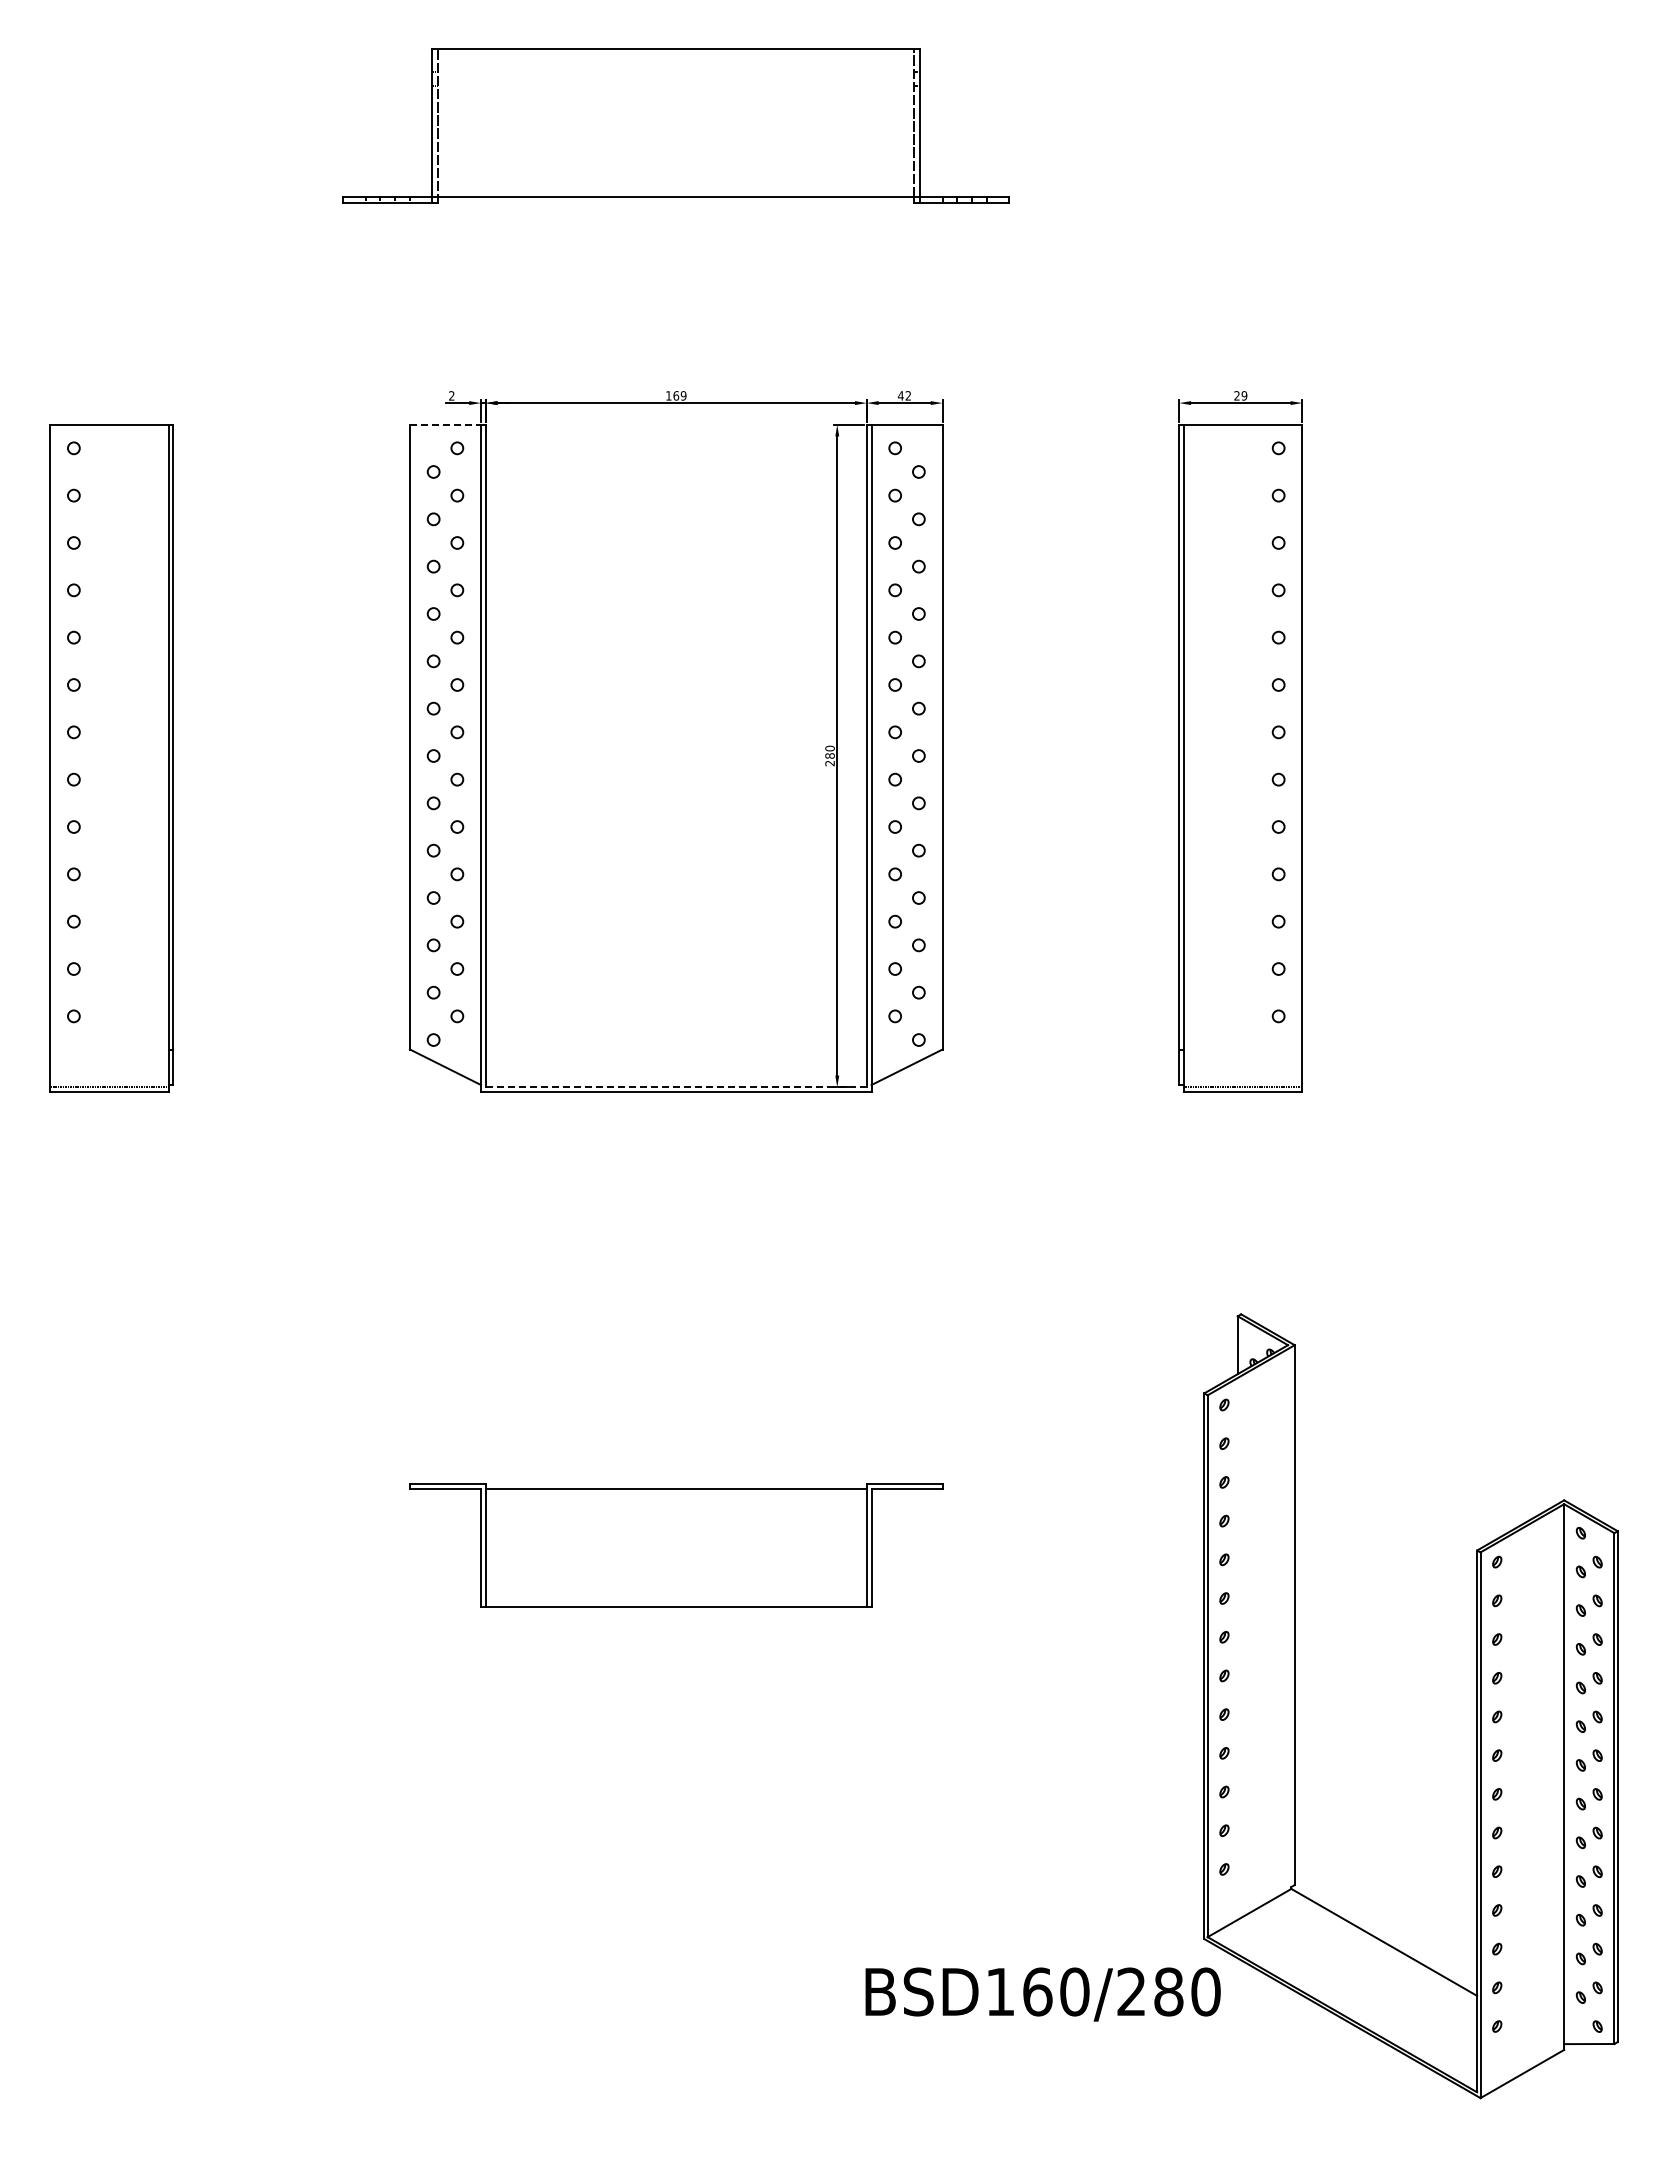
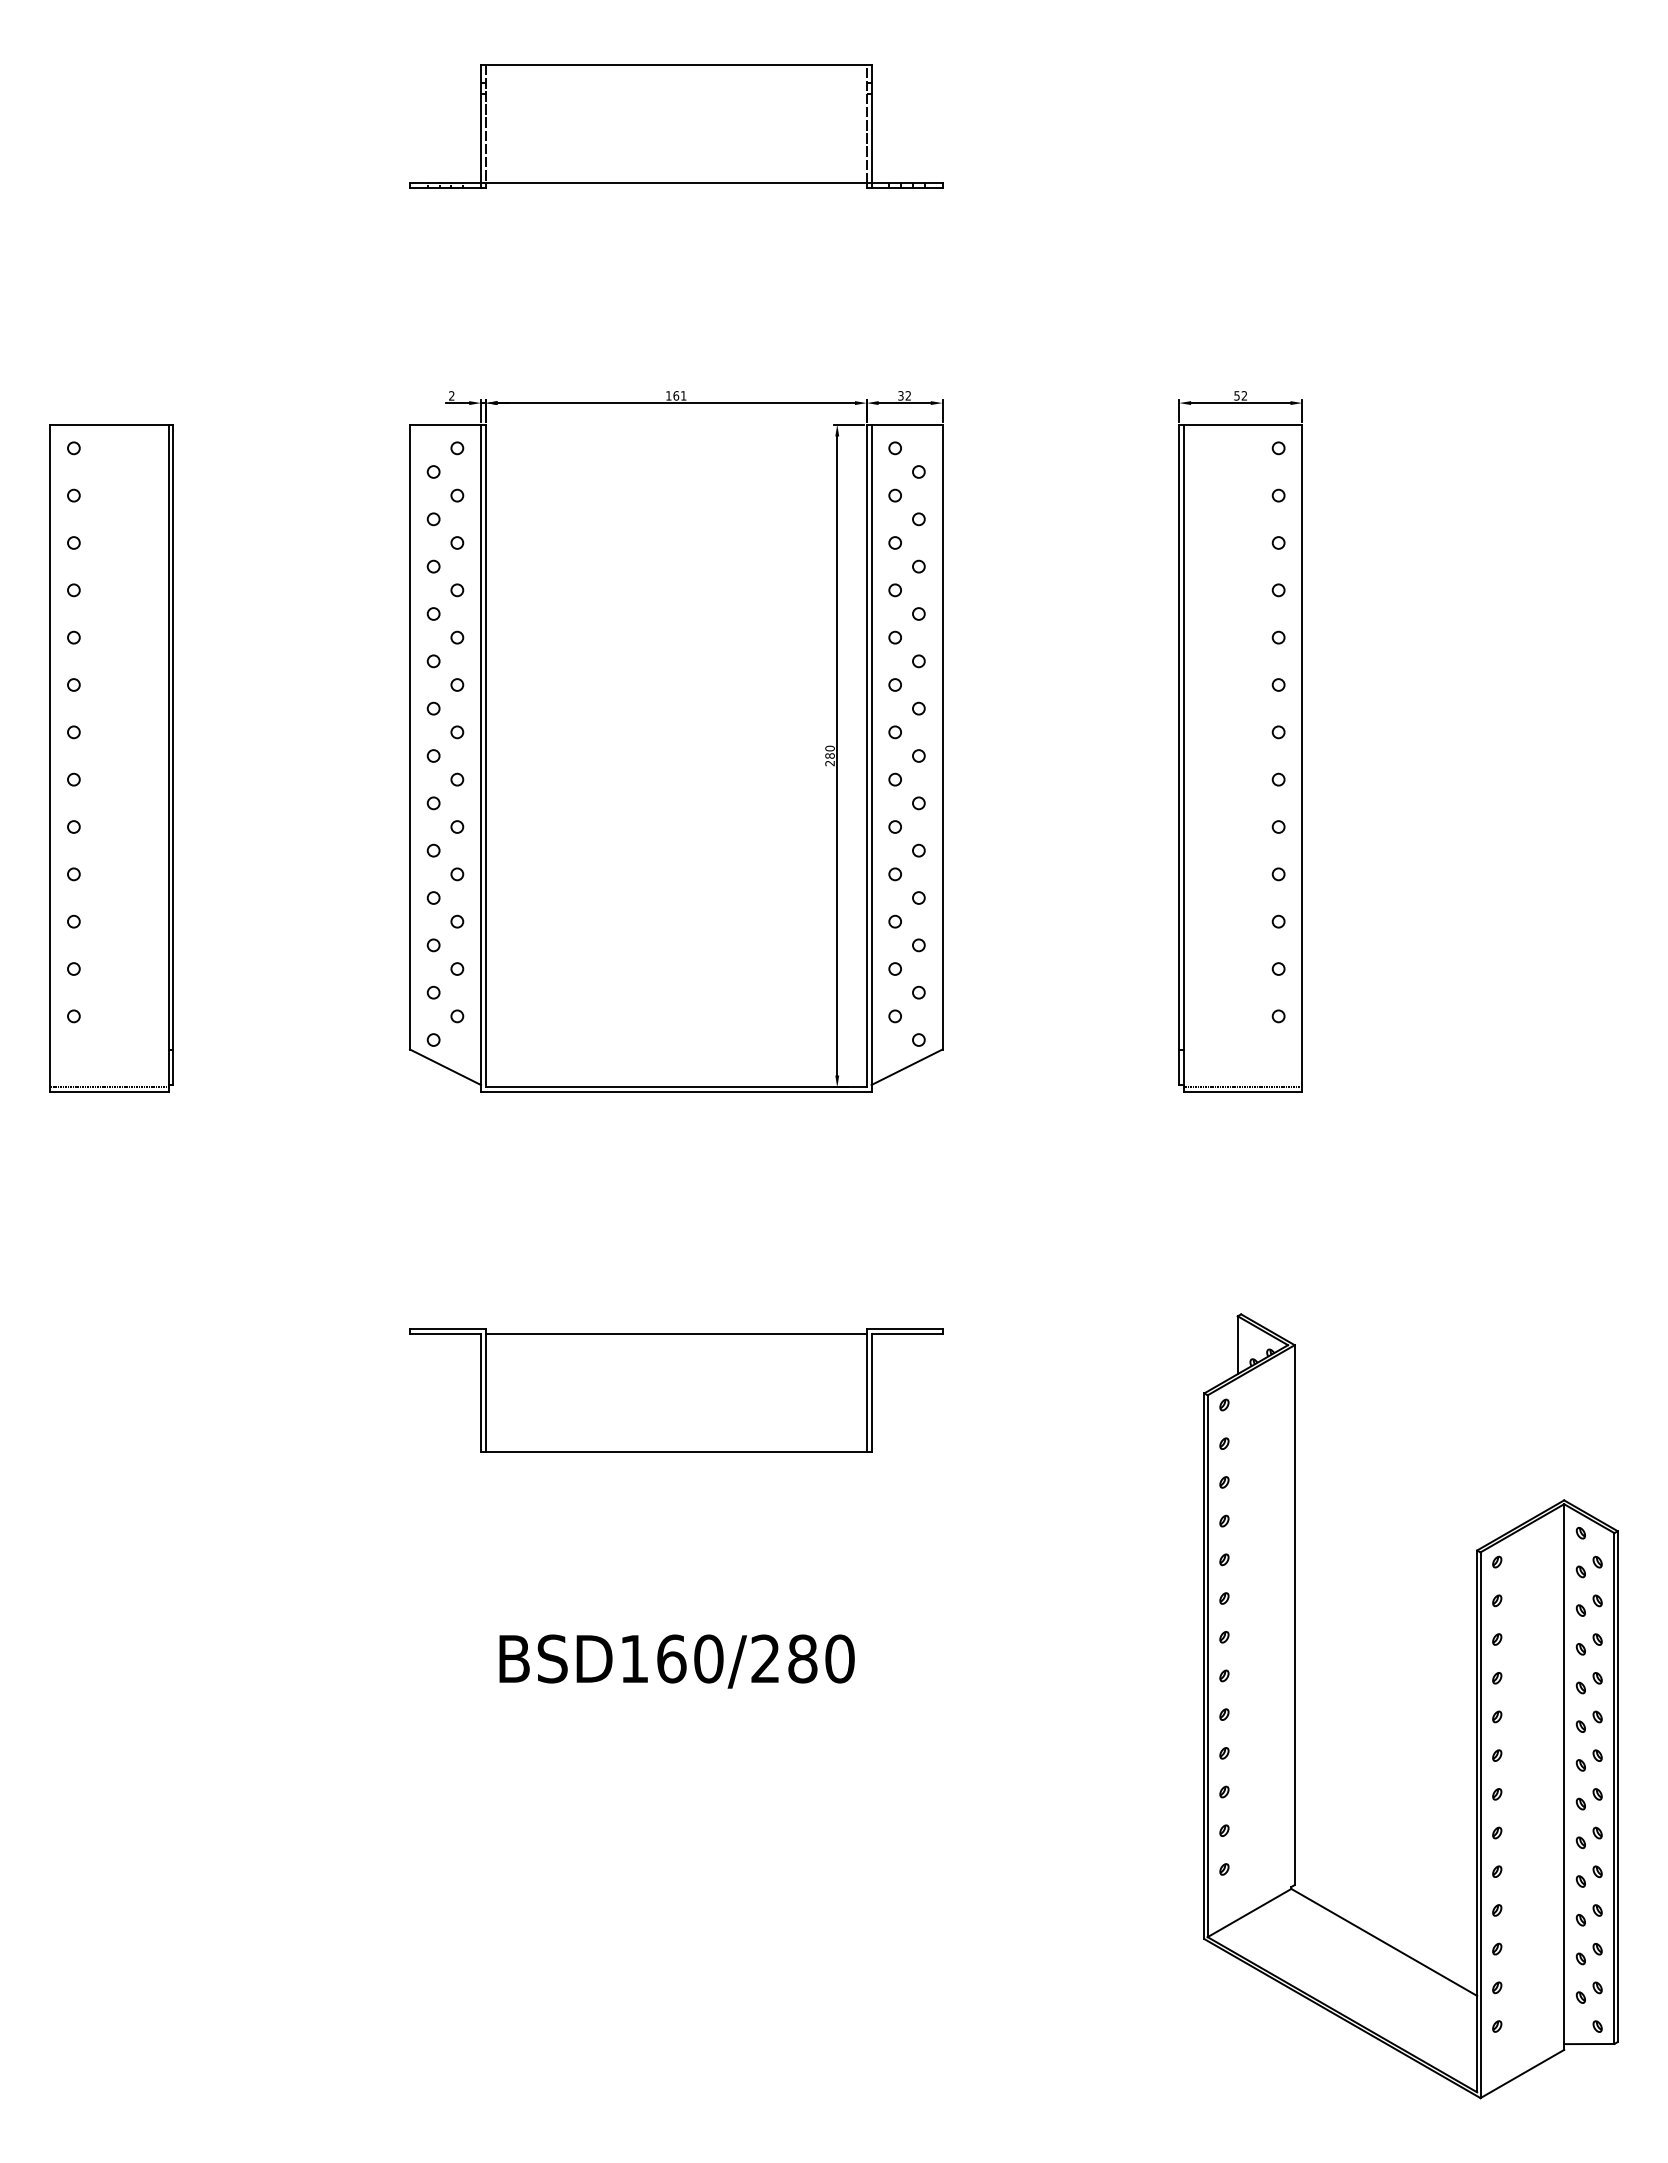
part size: 668x156 px -> 535x125 px (676, 126)
text: 169 -> 161 (683, 395)
text: 42 -> 32 (900, 395)
text: 29 -> 52 (1240, 395)
line: dashed -> solid (445, 424)
line: dashed -> solid (676, 1087)
part position: (676, 1545) -> (676, 1390) (676, 1390)
text position: (1042, 1994) -> (676, 1661) (676, 1661)
